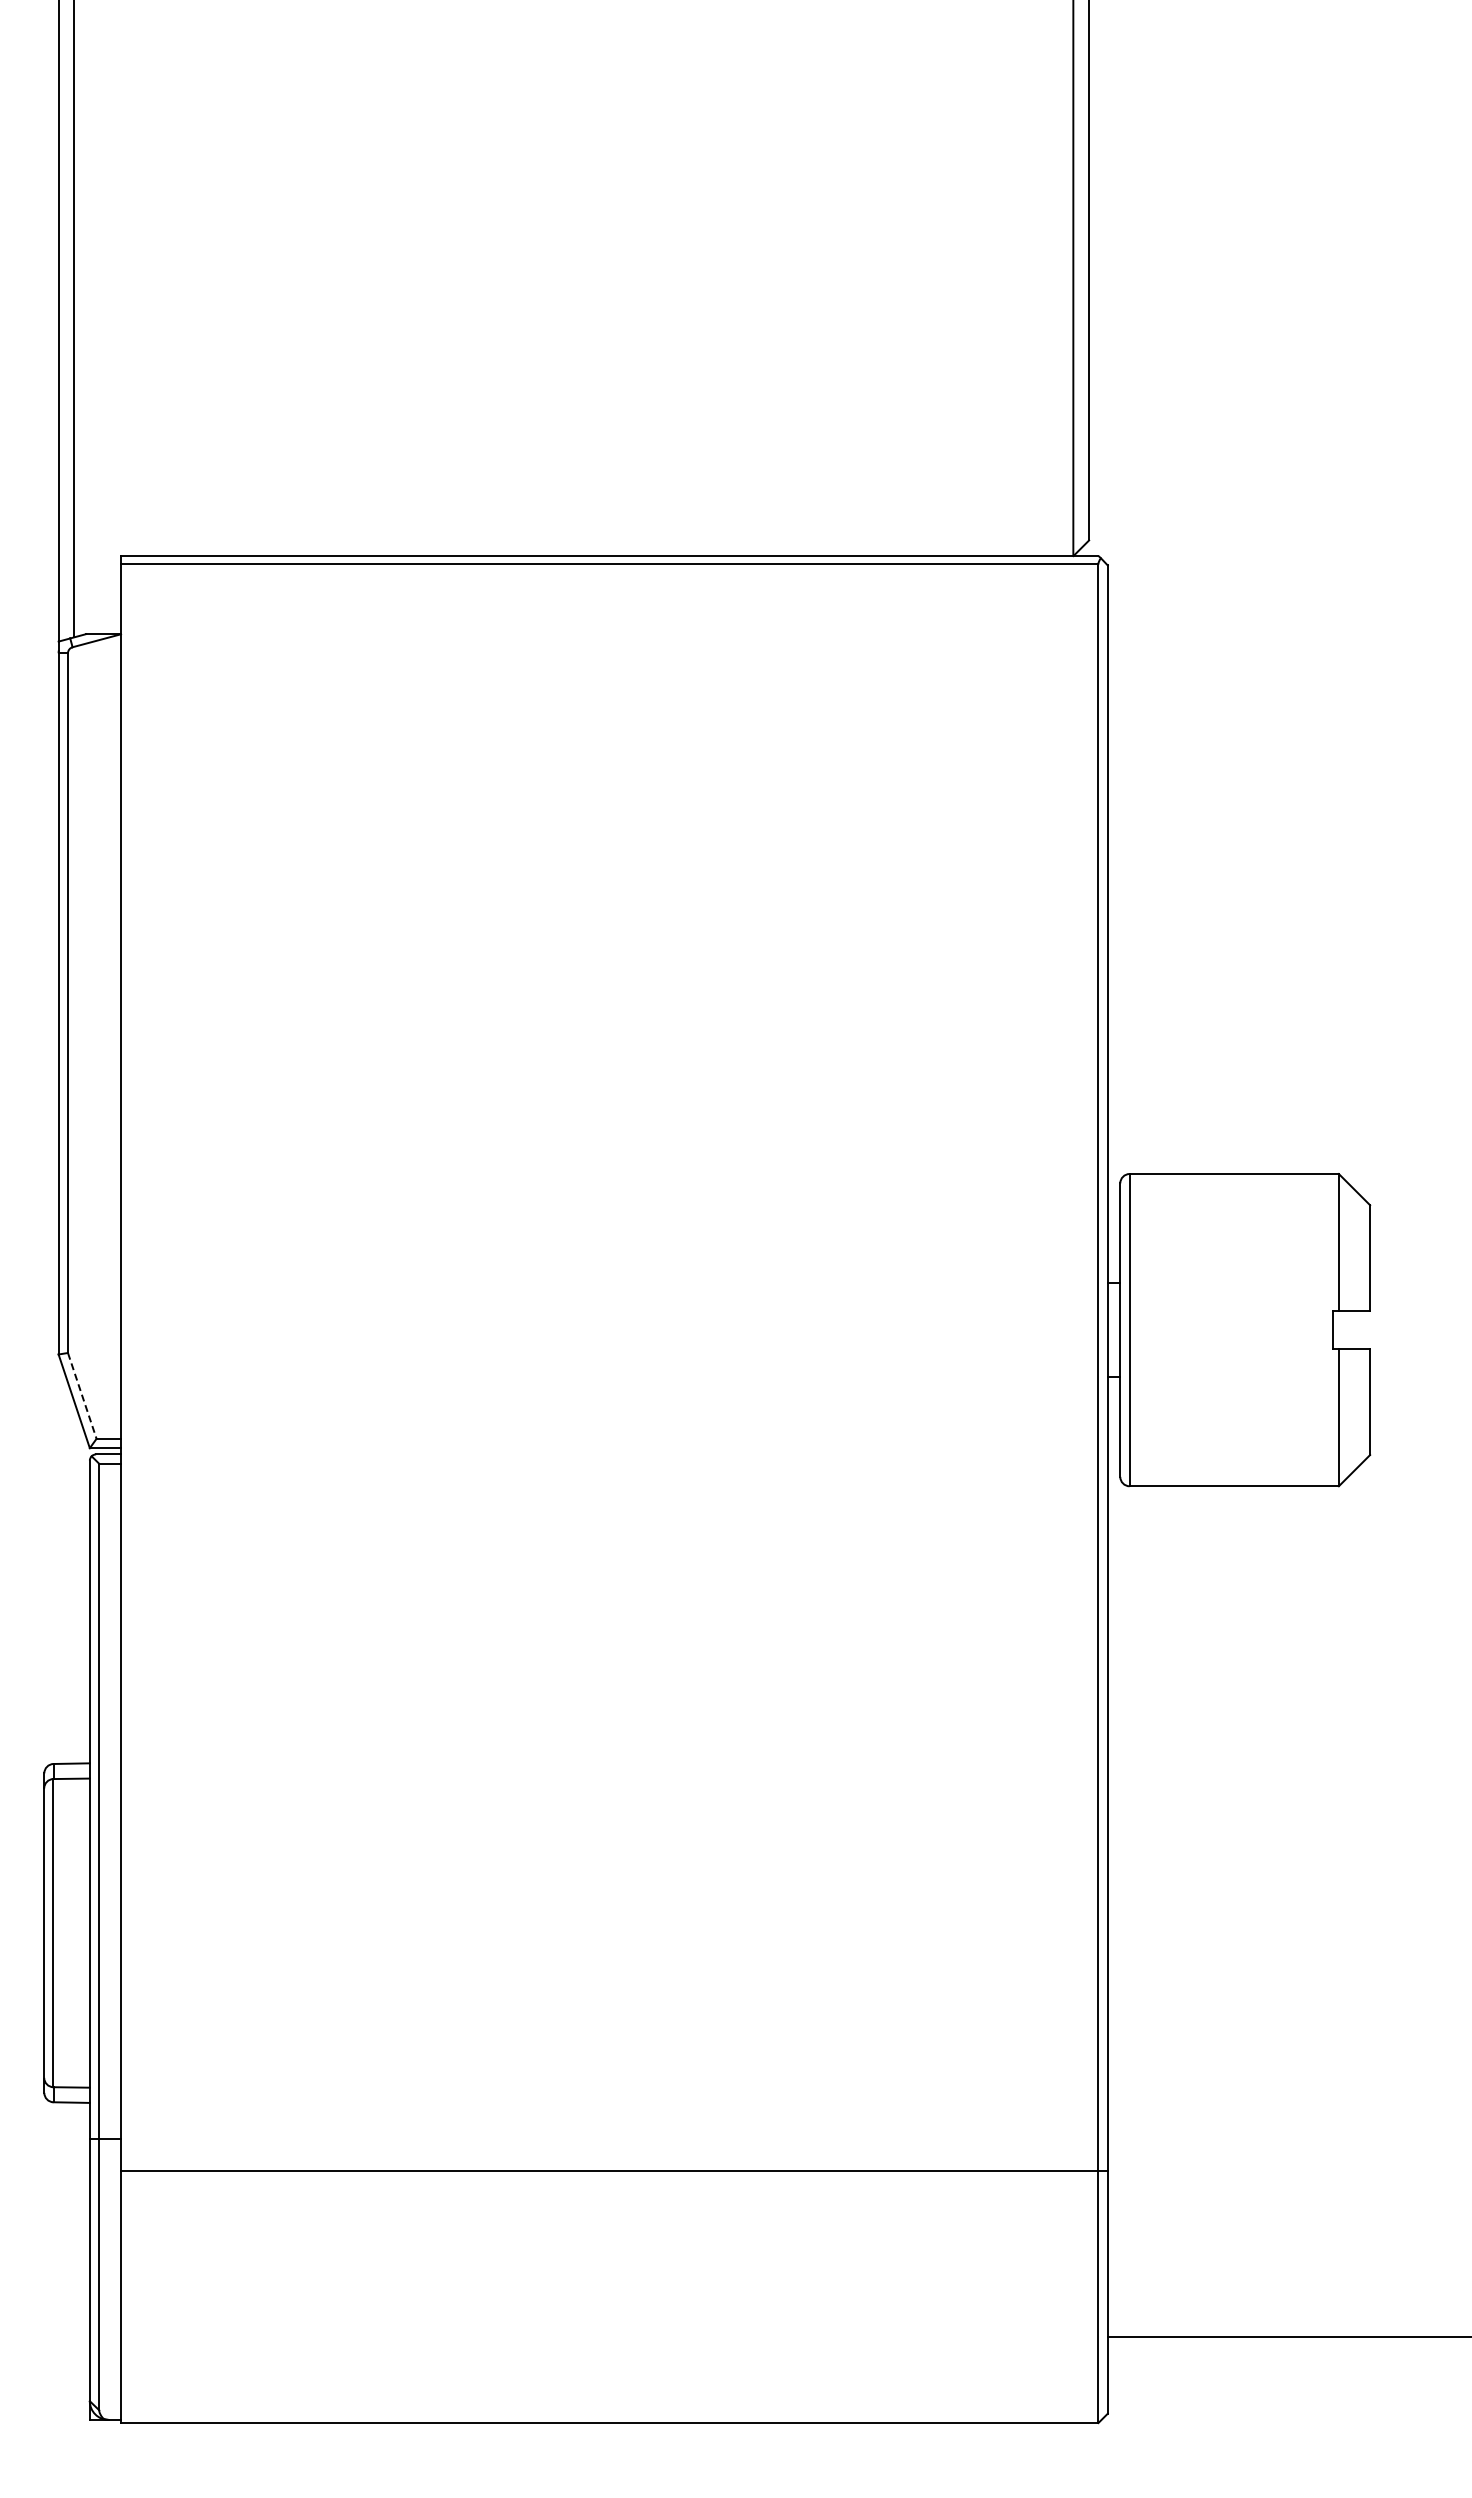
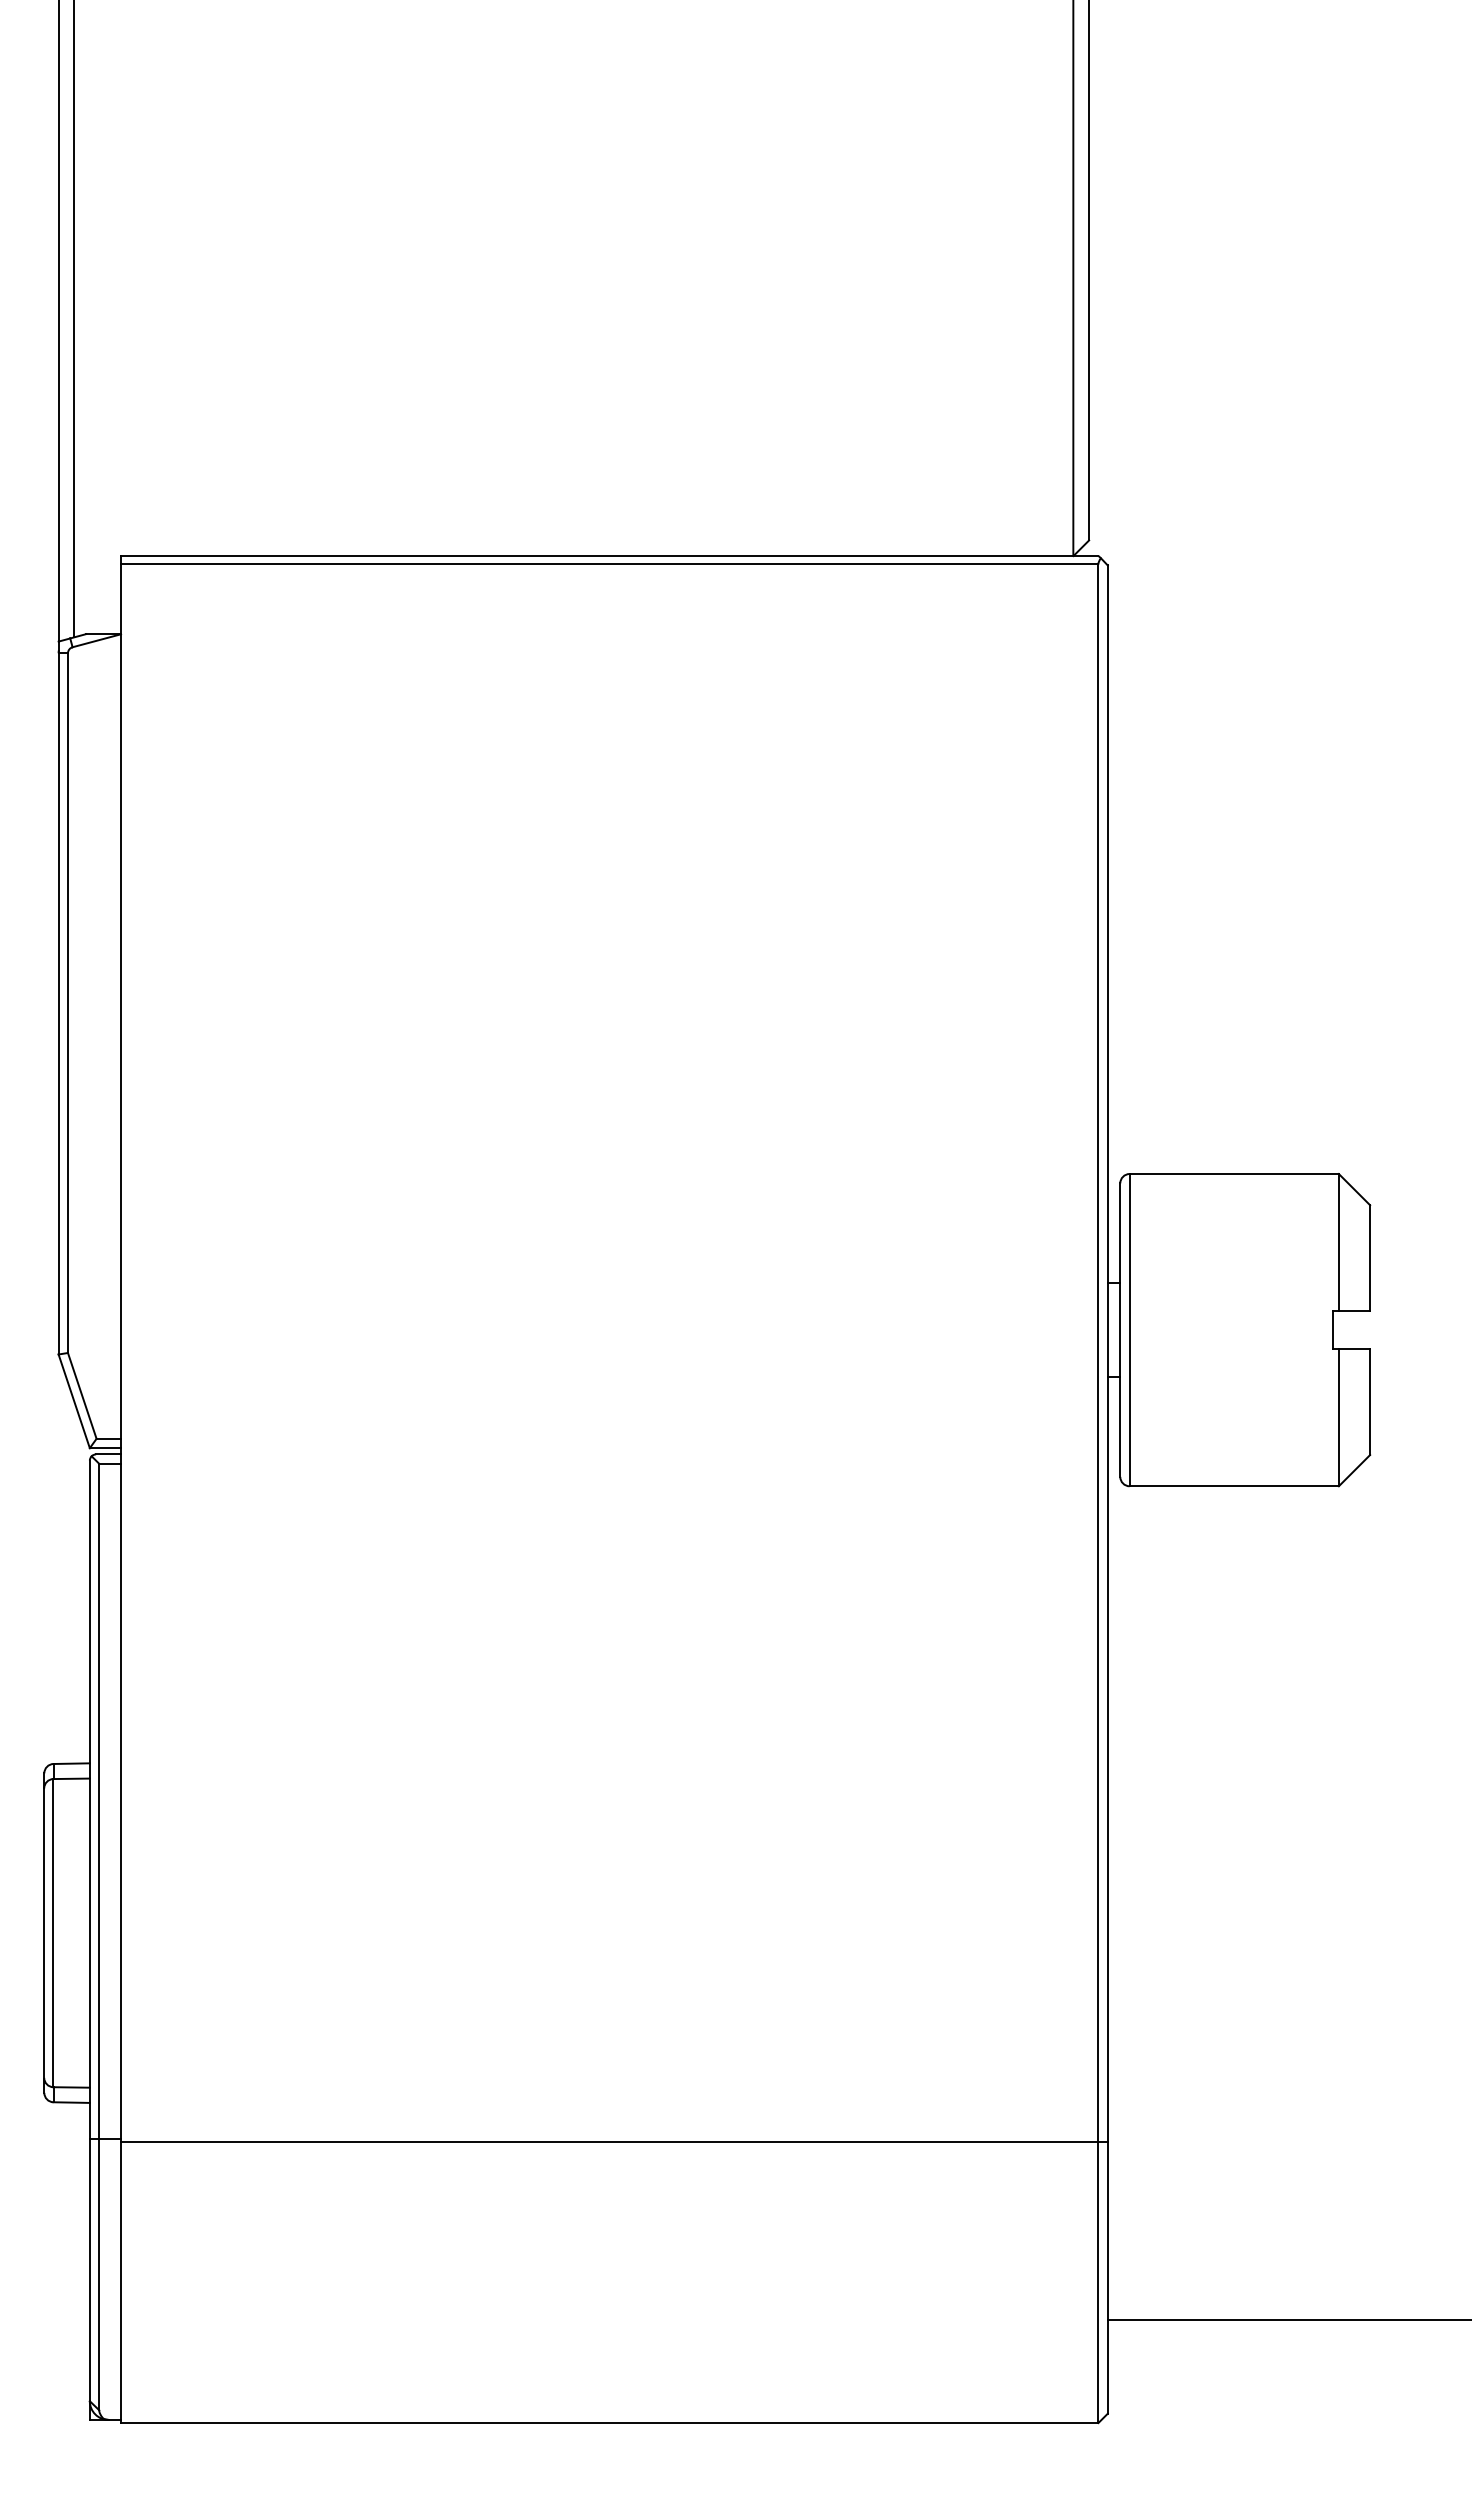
line: dashed -> solid (82, 1396)
line position: (614, 2171) -> (614, 2142) (614, 2142)
line position: (1287, 2337) -> (1287, 2320) (1287, 2320)
